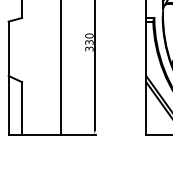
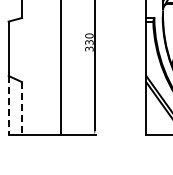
line: solid -> dashed (8, 105)
line: solid -> dashed (22, 108)
